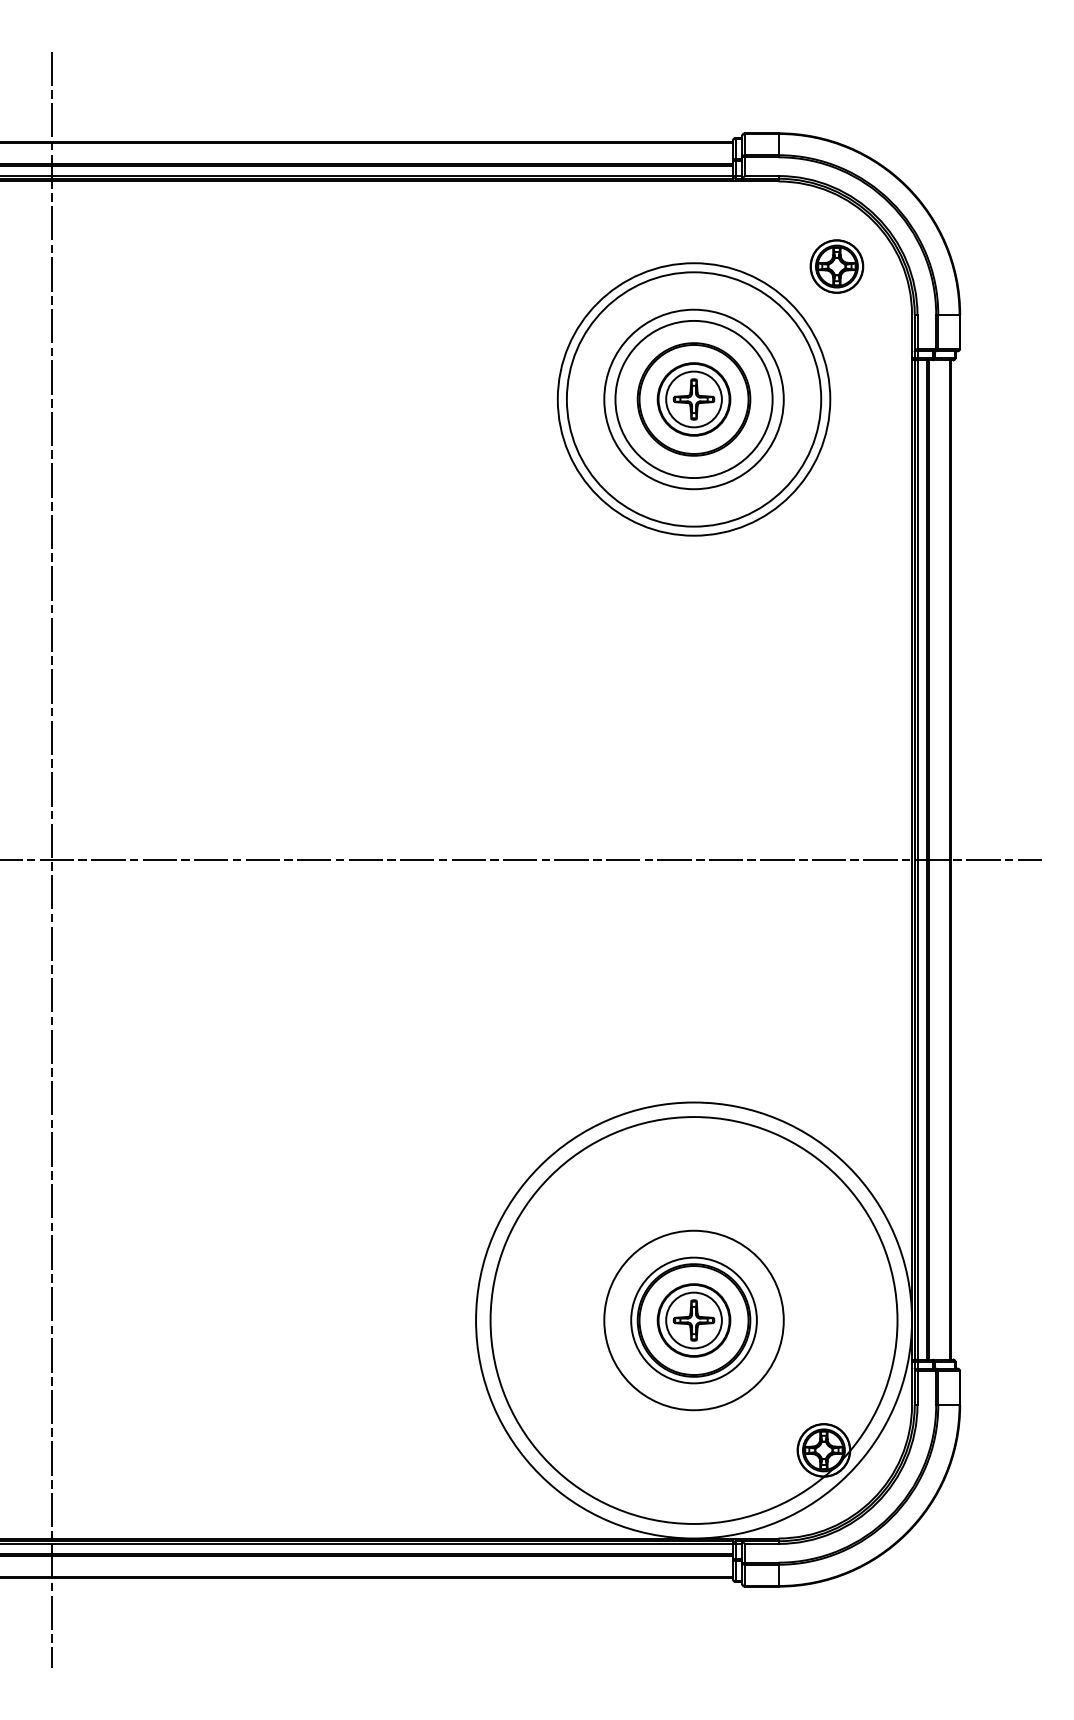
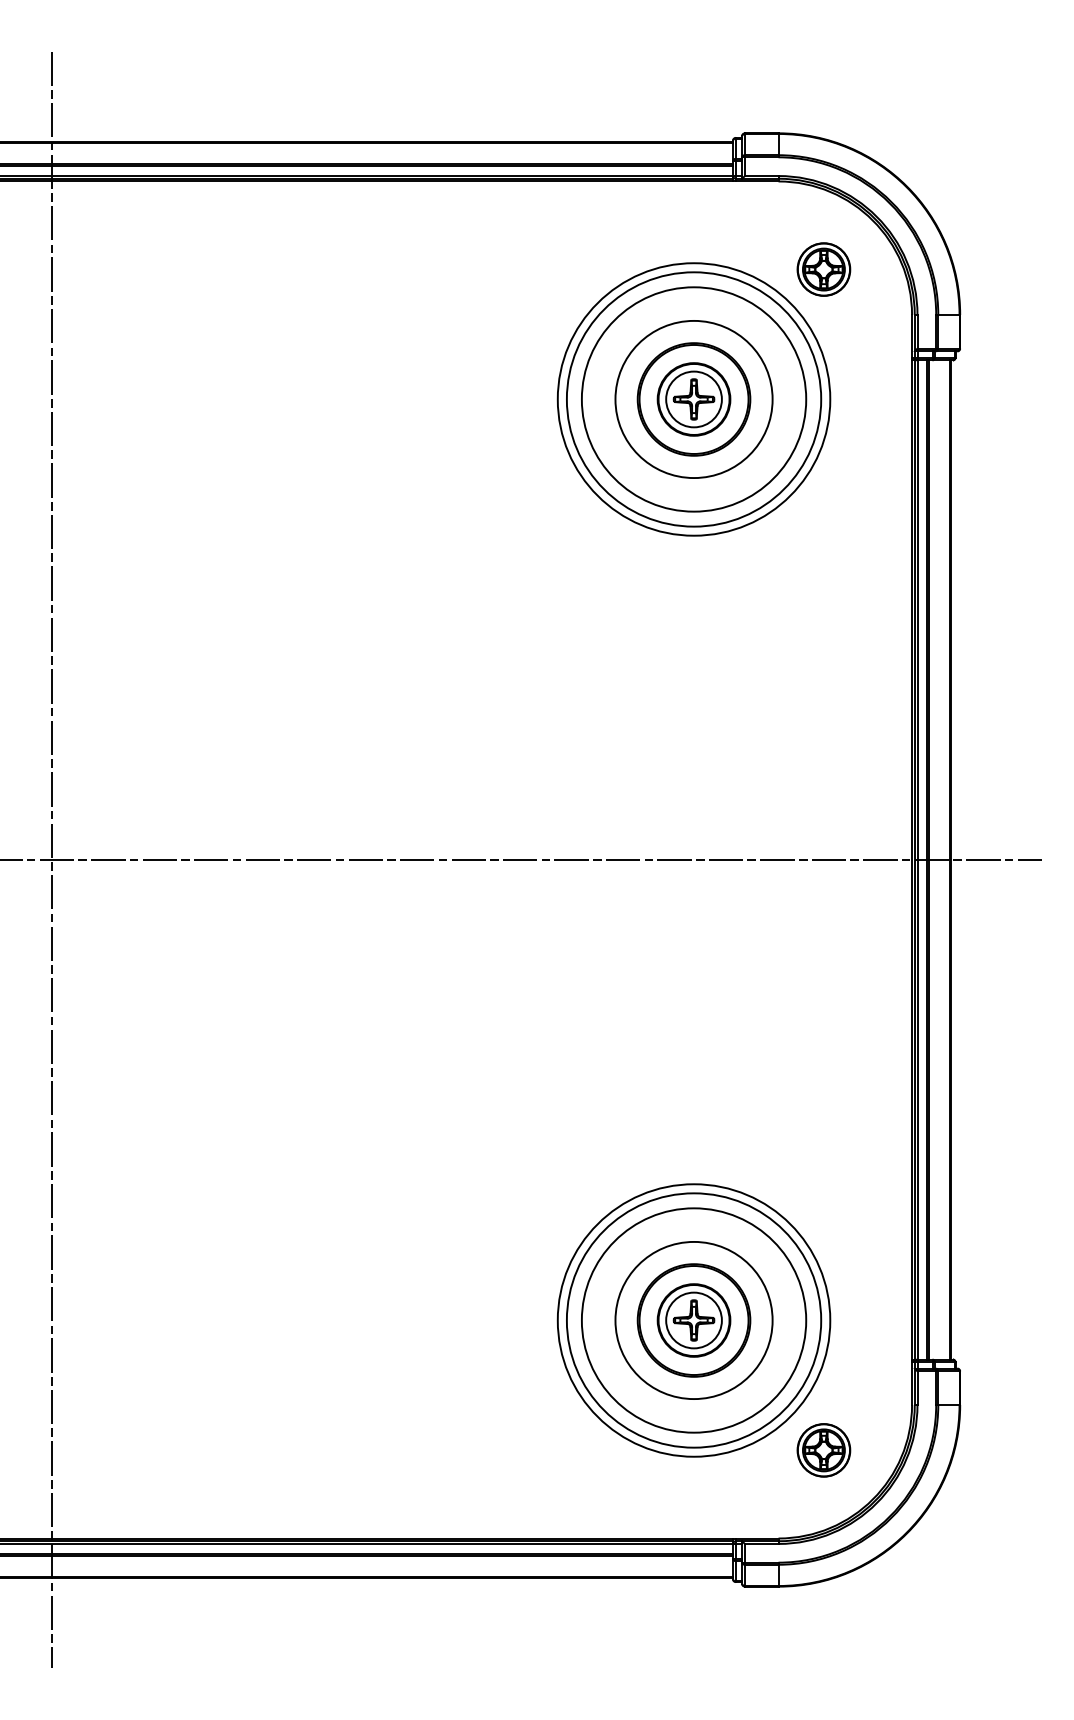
part position: (836, 266) -> (823, 269) (823, 269)
circle diameter: 179 px -> 224 px (693, 399)
circle diameter: 126 px -> 157 px (693, 1320)
circle diameter: 179 px -> 224 px (693, 1320)
circle diameter: 407 px -> 254 px (693, 1320)
circle diameter: 436 px -> 272 px (693, 1320)
